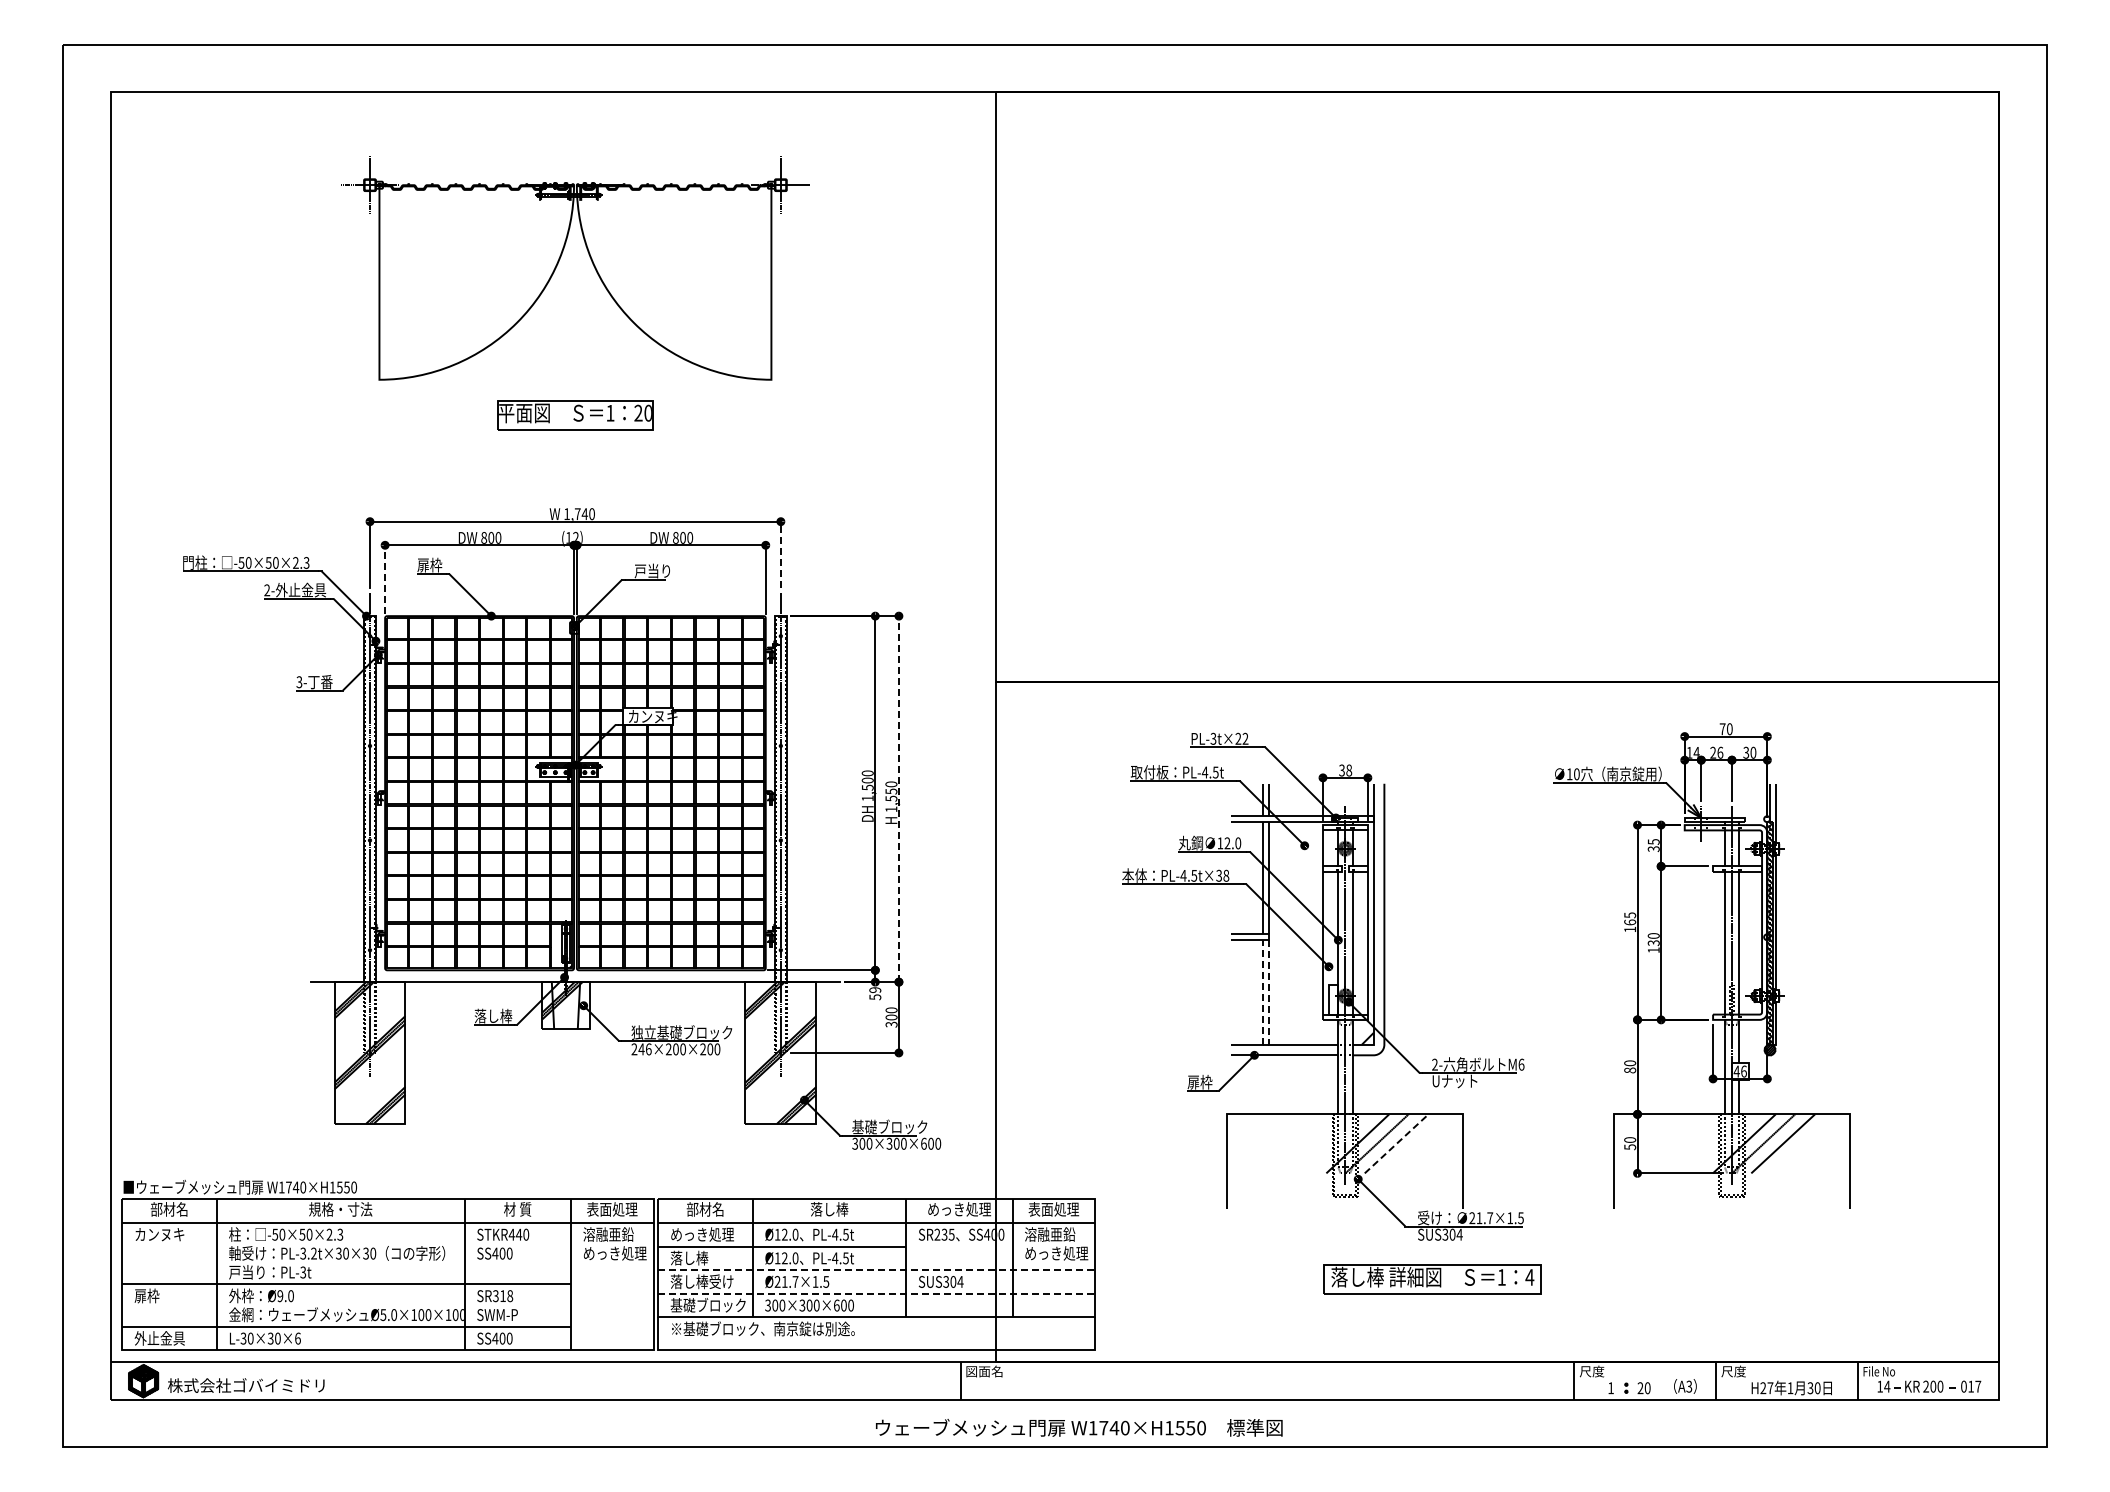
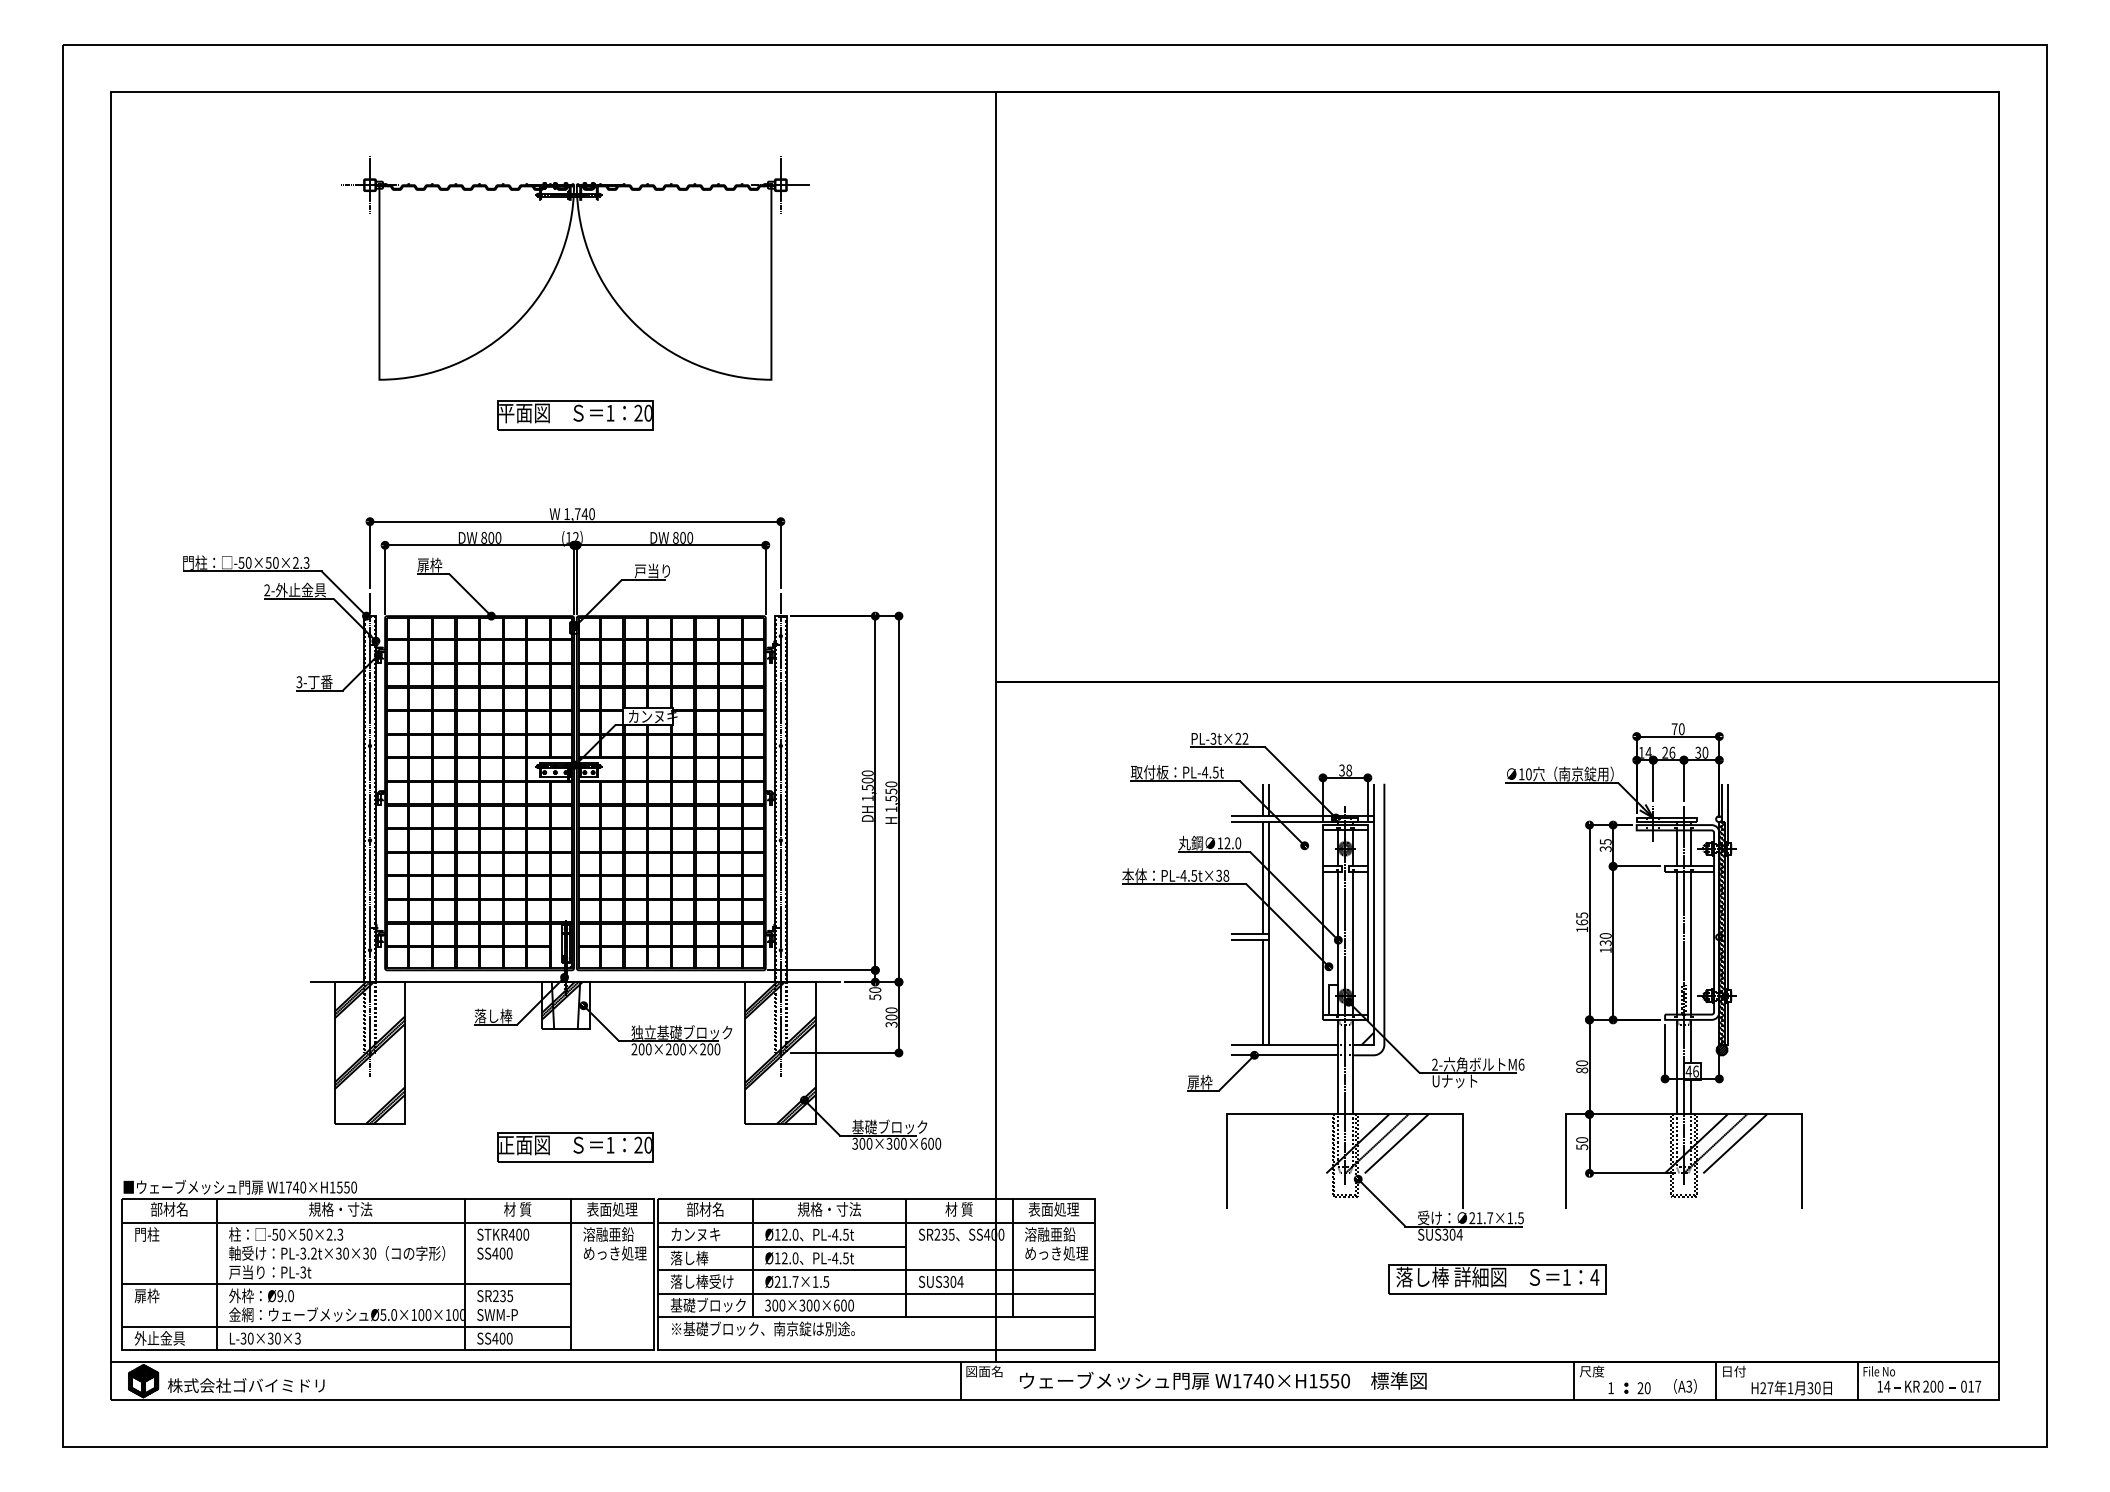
line: dashed -> solid (780, 554)
line: dashed -> solid (385, 578)
line: dashed -> solid (898, 799)
part position: (1724, 965) -> (1676, 965) (1676, 965)
text: 59 -> 50 (875, 990)
line: dashed -> solid (1266, 1044)
text: 246×200×200 -> 200×200×200 (644, 1049)
line: dashed -> solid (1397, 1143)
part: none -> present (575, 1147)
text: 落し棒 -> 規格・寸法 (829, 1209)
text: めっき処理 -> 材 質 (959, 1209)
text: カンヌキ -> 門柱 (159, 1234)
text: STKR440 -> STKR400 (518, 1234)
text: めっき処理 -> カンヌキ (702, 1234)
line: dashed -> solid (877, 1270)
part position: (1432, 1279) -> (1497, 1279) (1497, 1279)
line: dashed -> solid (877, 1293)
text: SR318 -> SR235 (503, 1296)
text: L-30×30×6 -> L-30×30×3 (297, 1338)
text: 尺度 -> 日付 (1733, 1371)
text position: (1079, 1427) -> (1223, 1380) (1223, 1380)
